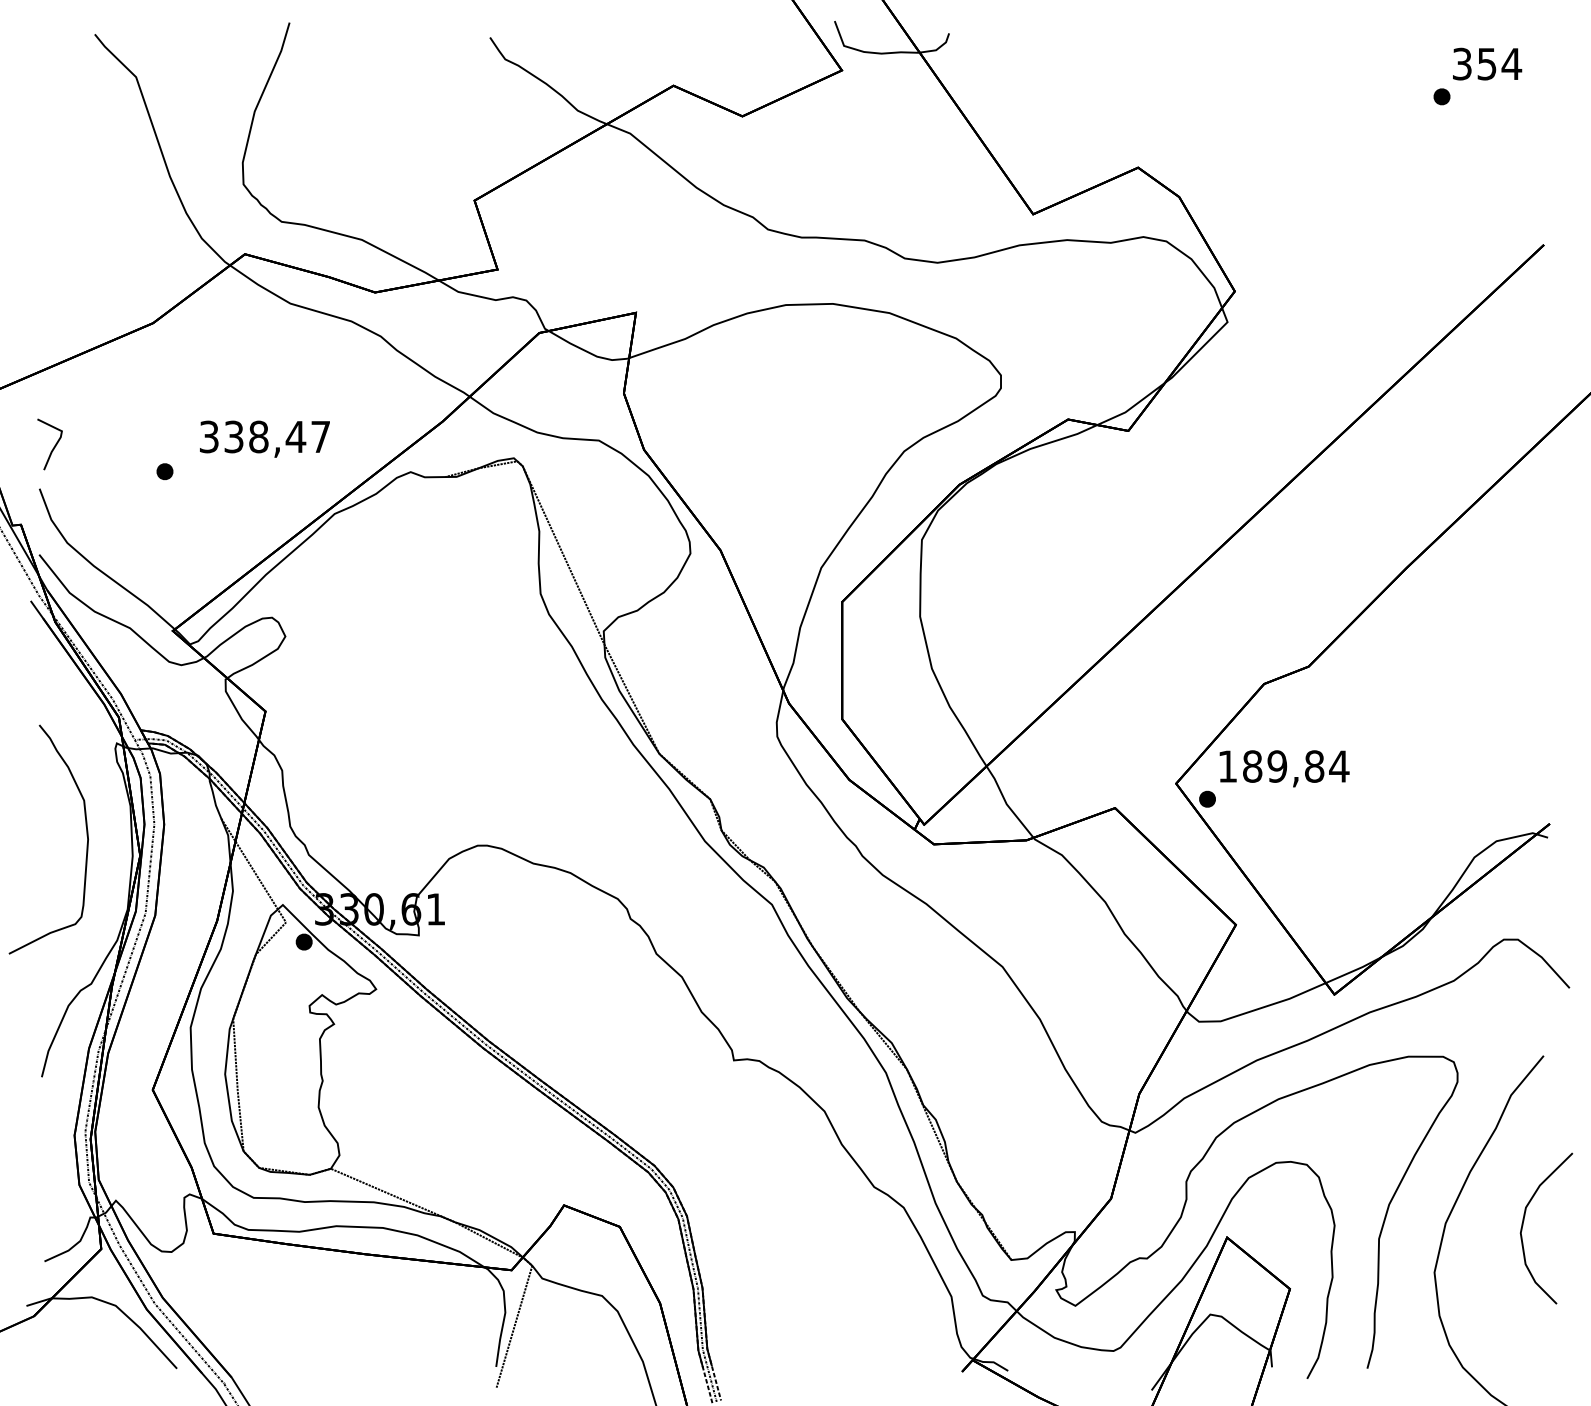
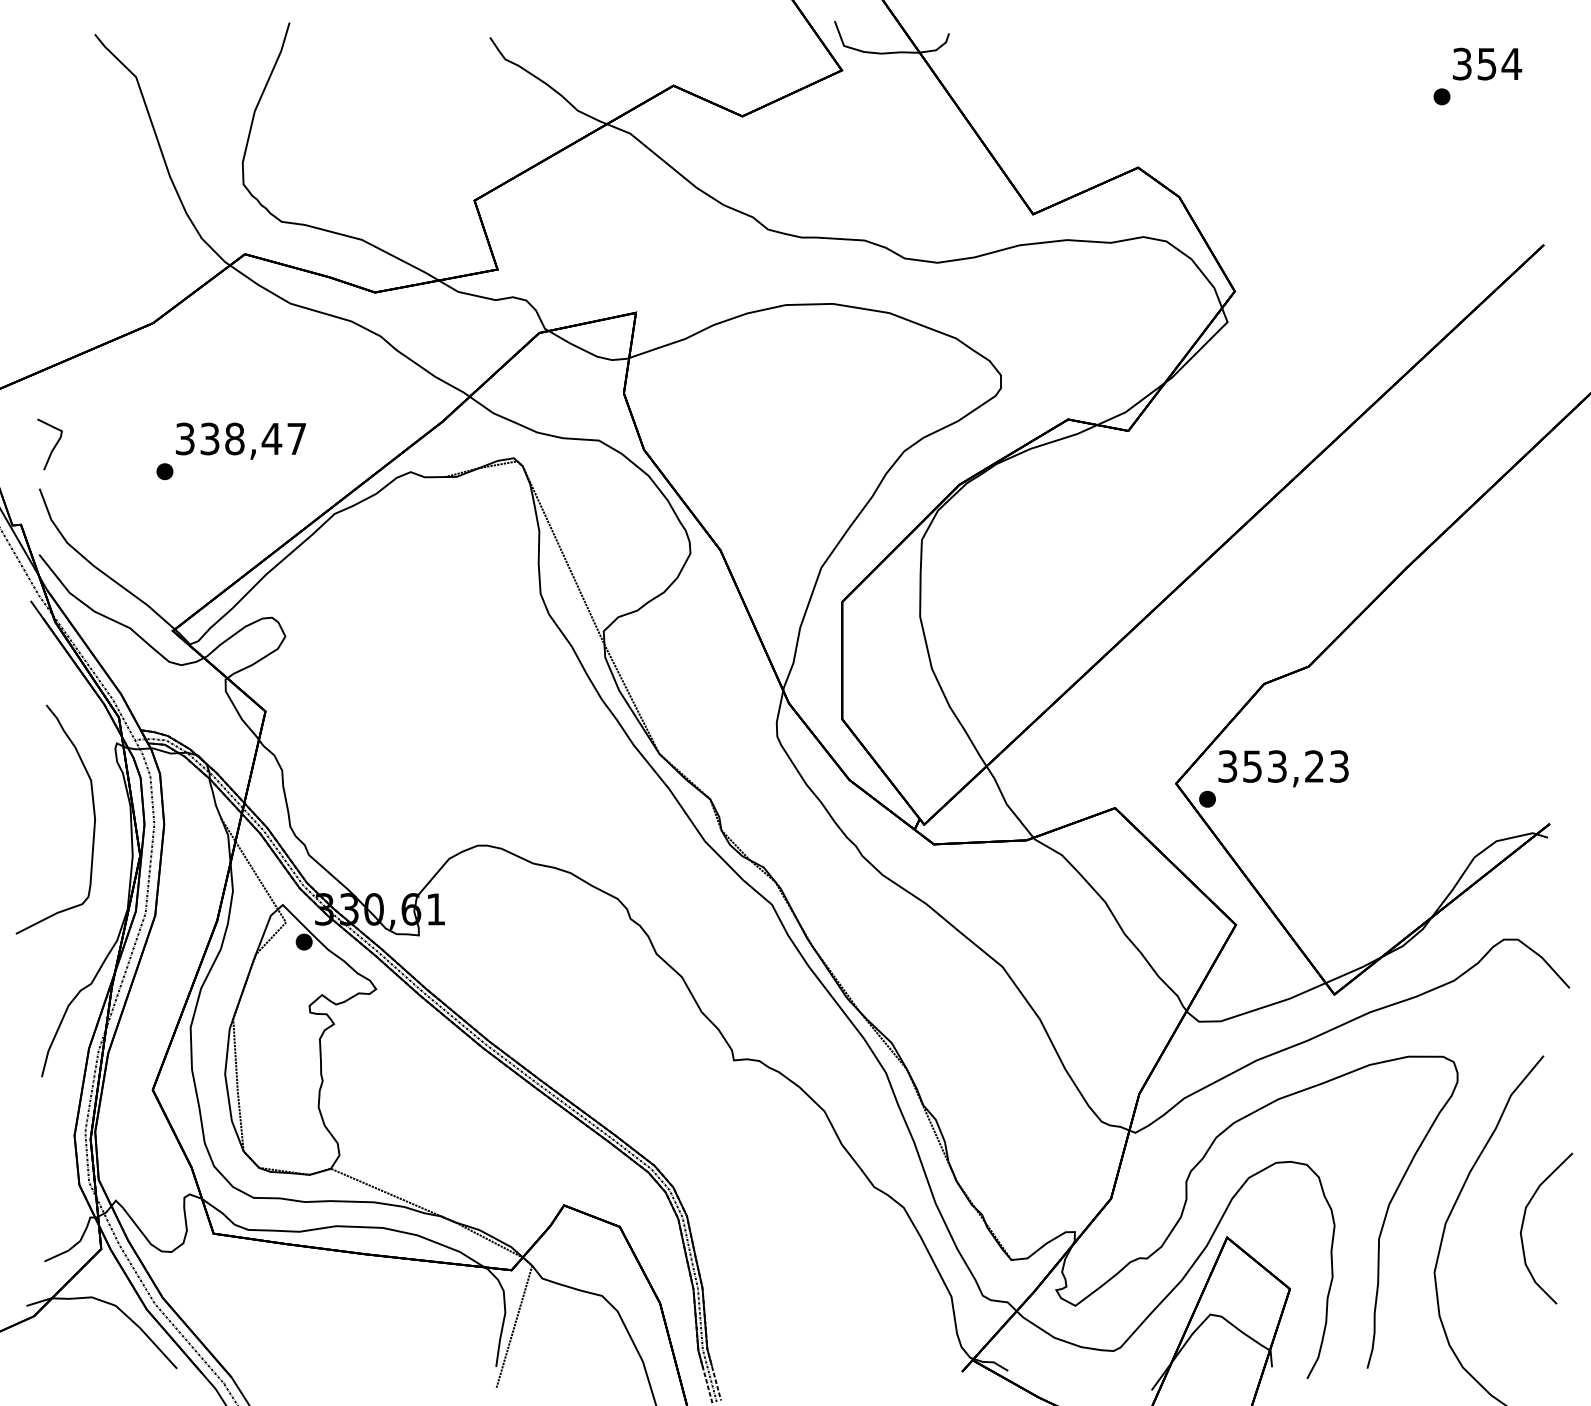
text position: (264, 438) -> (240, 440) (240, 440)
text: 189,84 -> 353,23 (1283, 766)
curve position: (86, 836) -> (93, 816) (93, 816)
